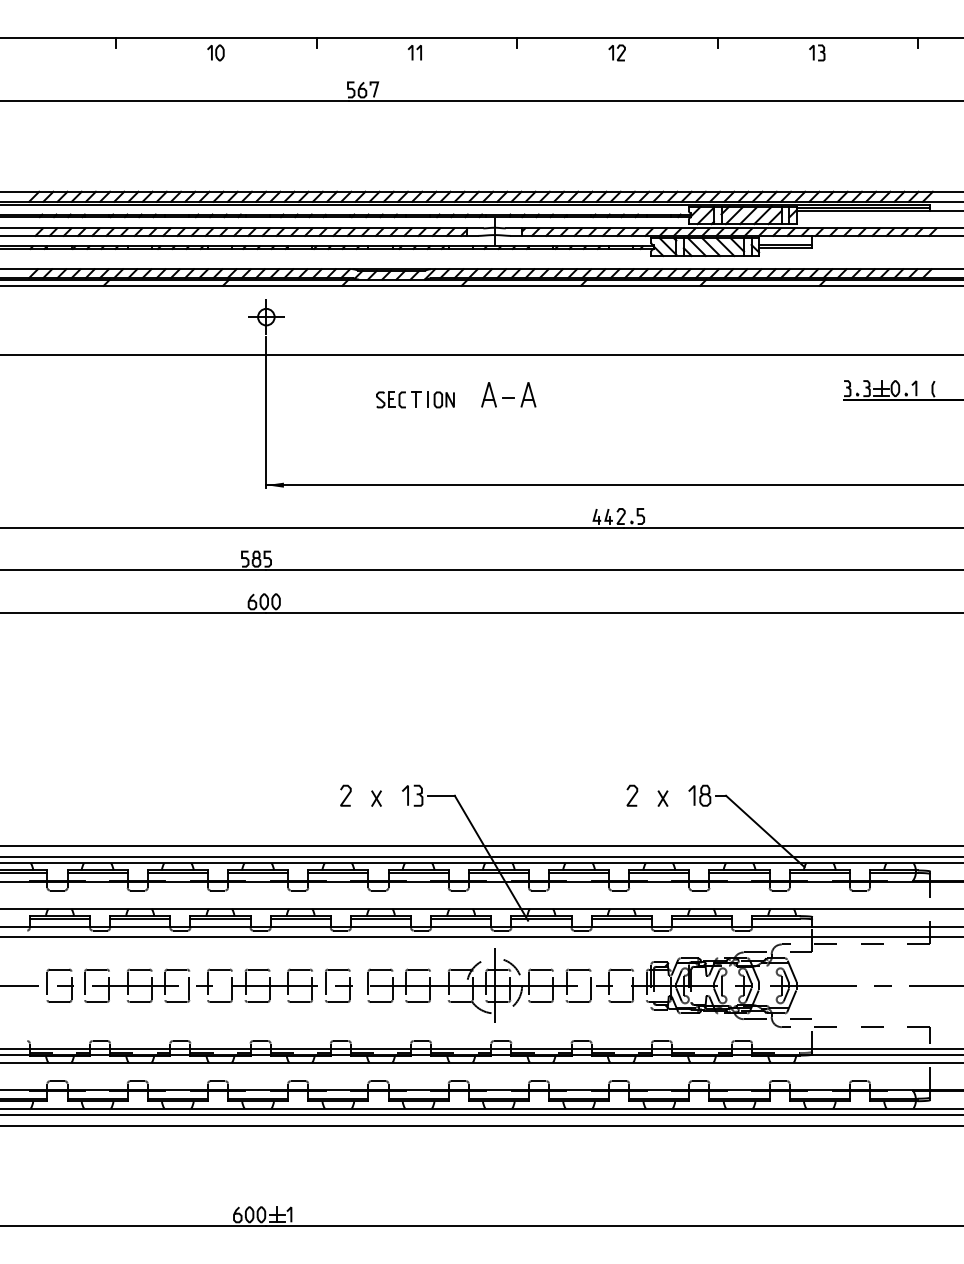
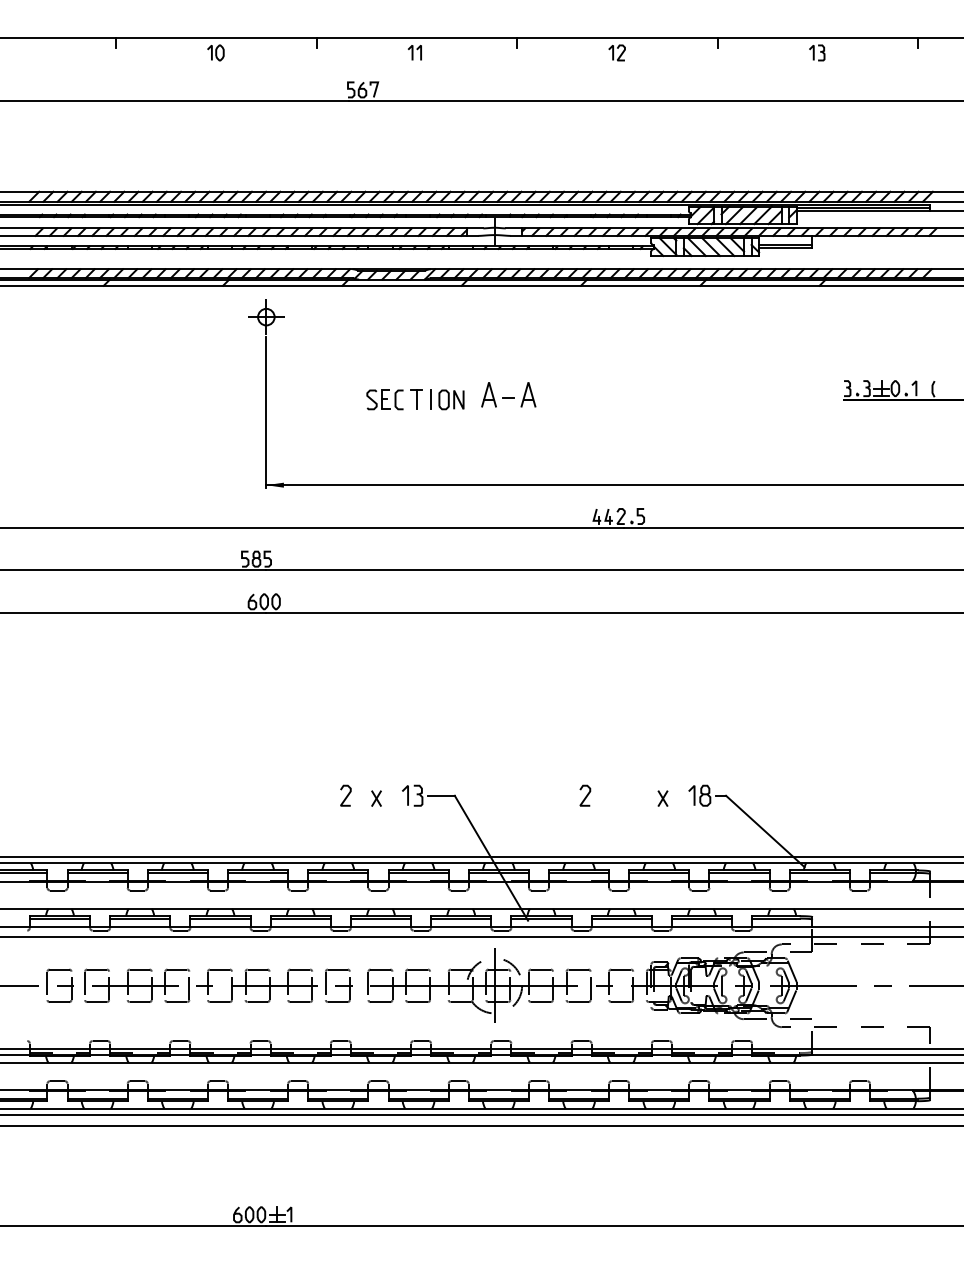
line: present -> none (481, 354)
part size: 79x18 px -> 99x22 px (415, 399)
curve position: (633, 795) -> (586, 795) (586, 795)
line: present -> none (481, 845)
